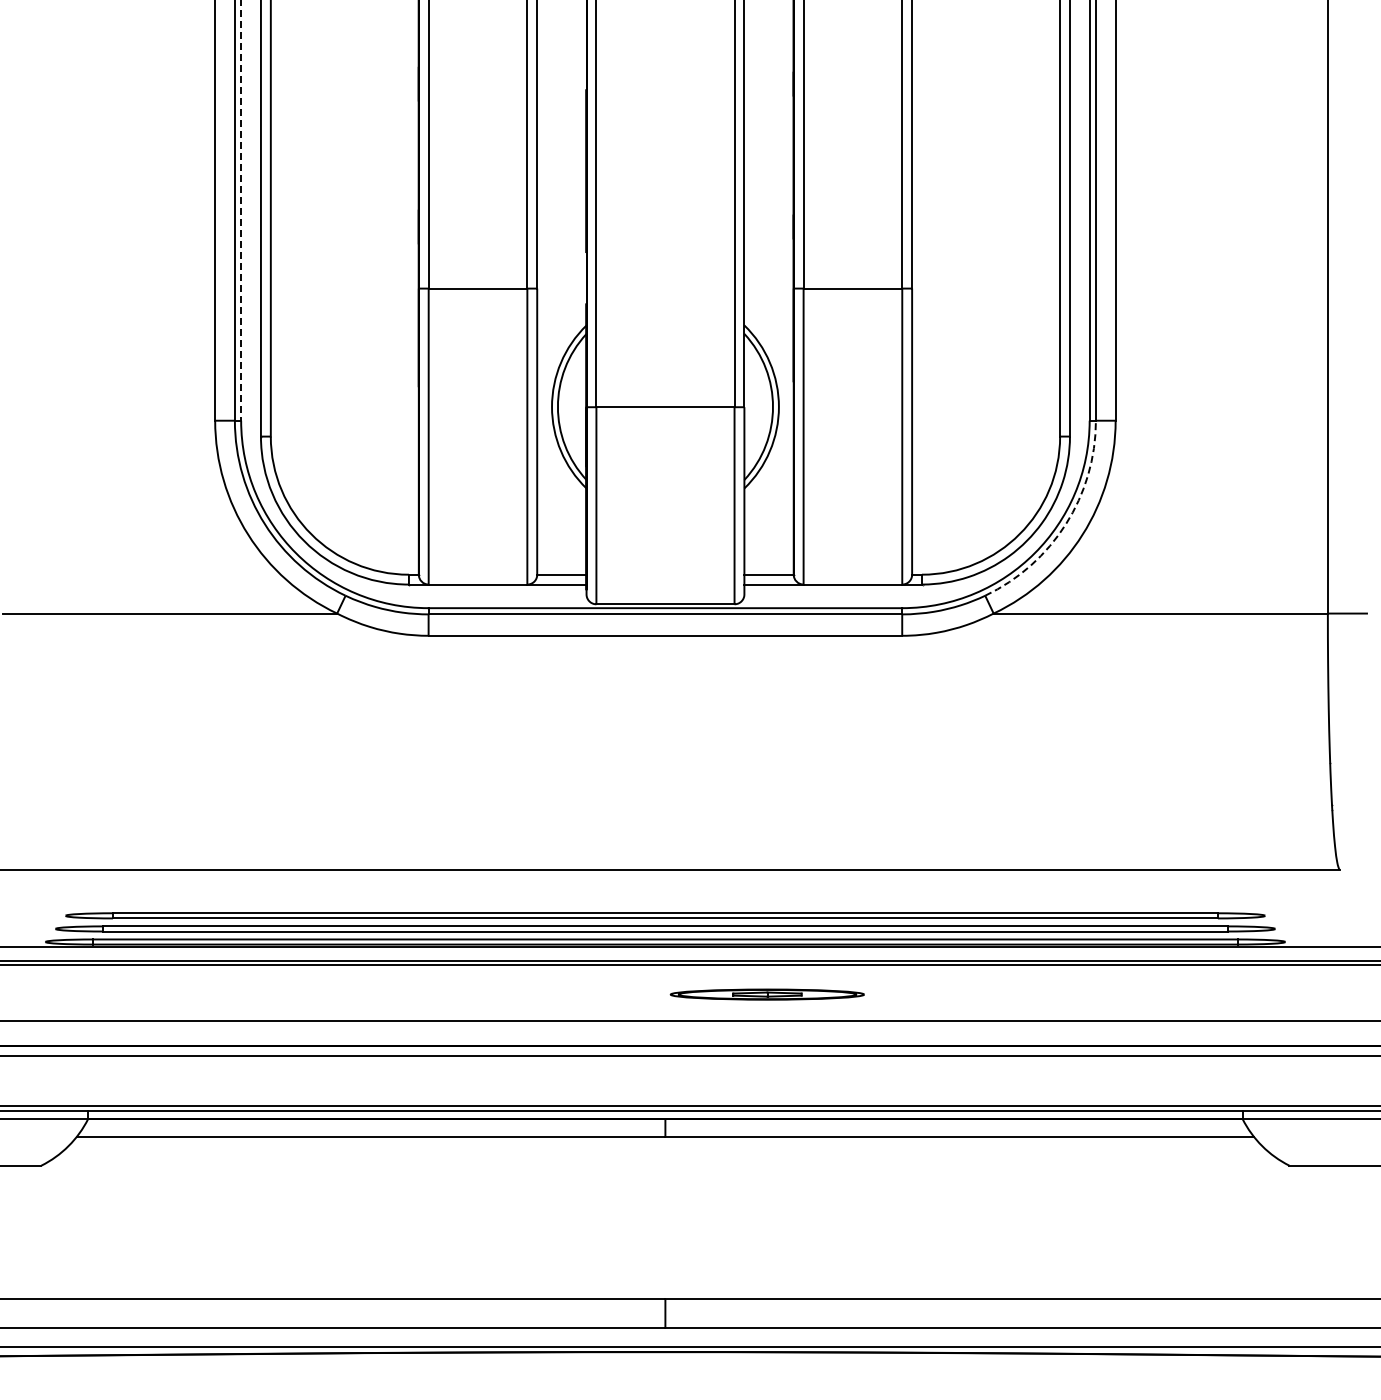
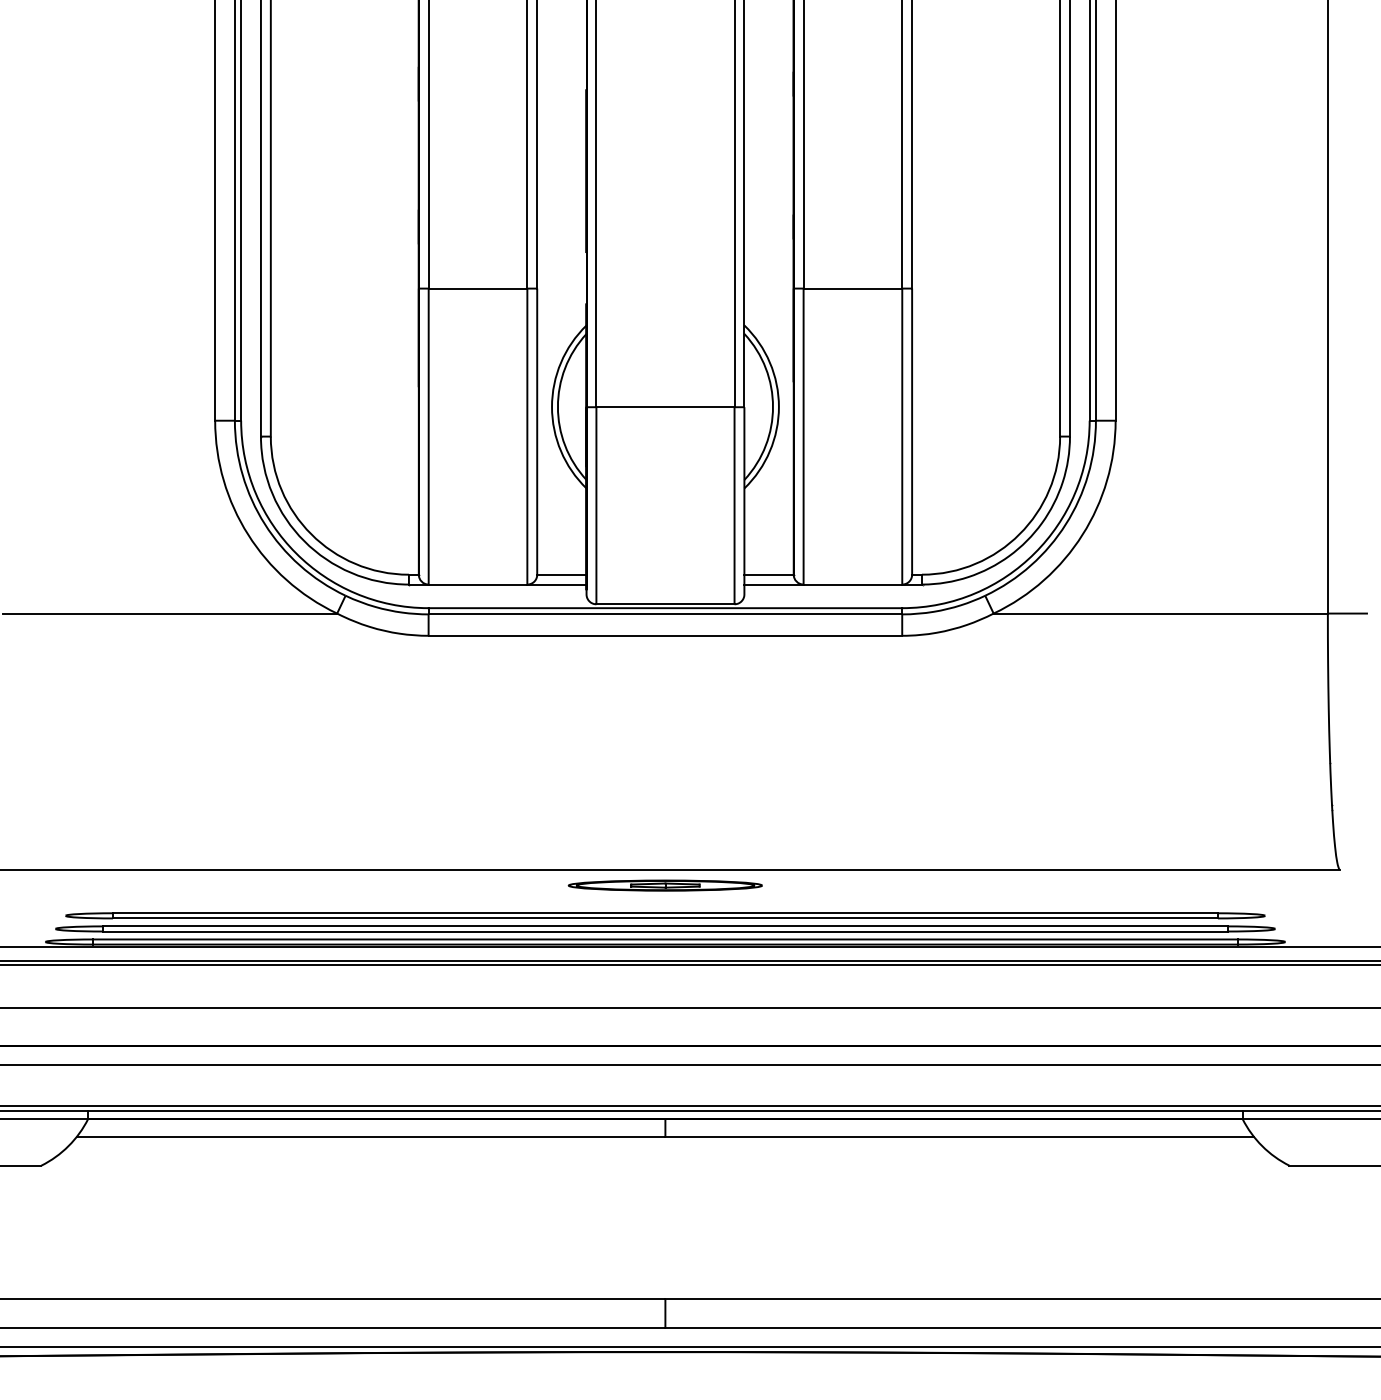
line: dashed -> solid (241, 210)
arc: dashed -> solid (1065, 524)
part position: (766, 994) -> (664, 885) (664, 885)
line position: (689, 1021) -> (689, 1008) (689, 1008)
line position: (689, 1056) -> (689, 1065) (689, 1065)
